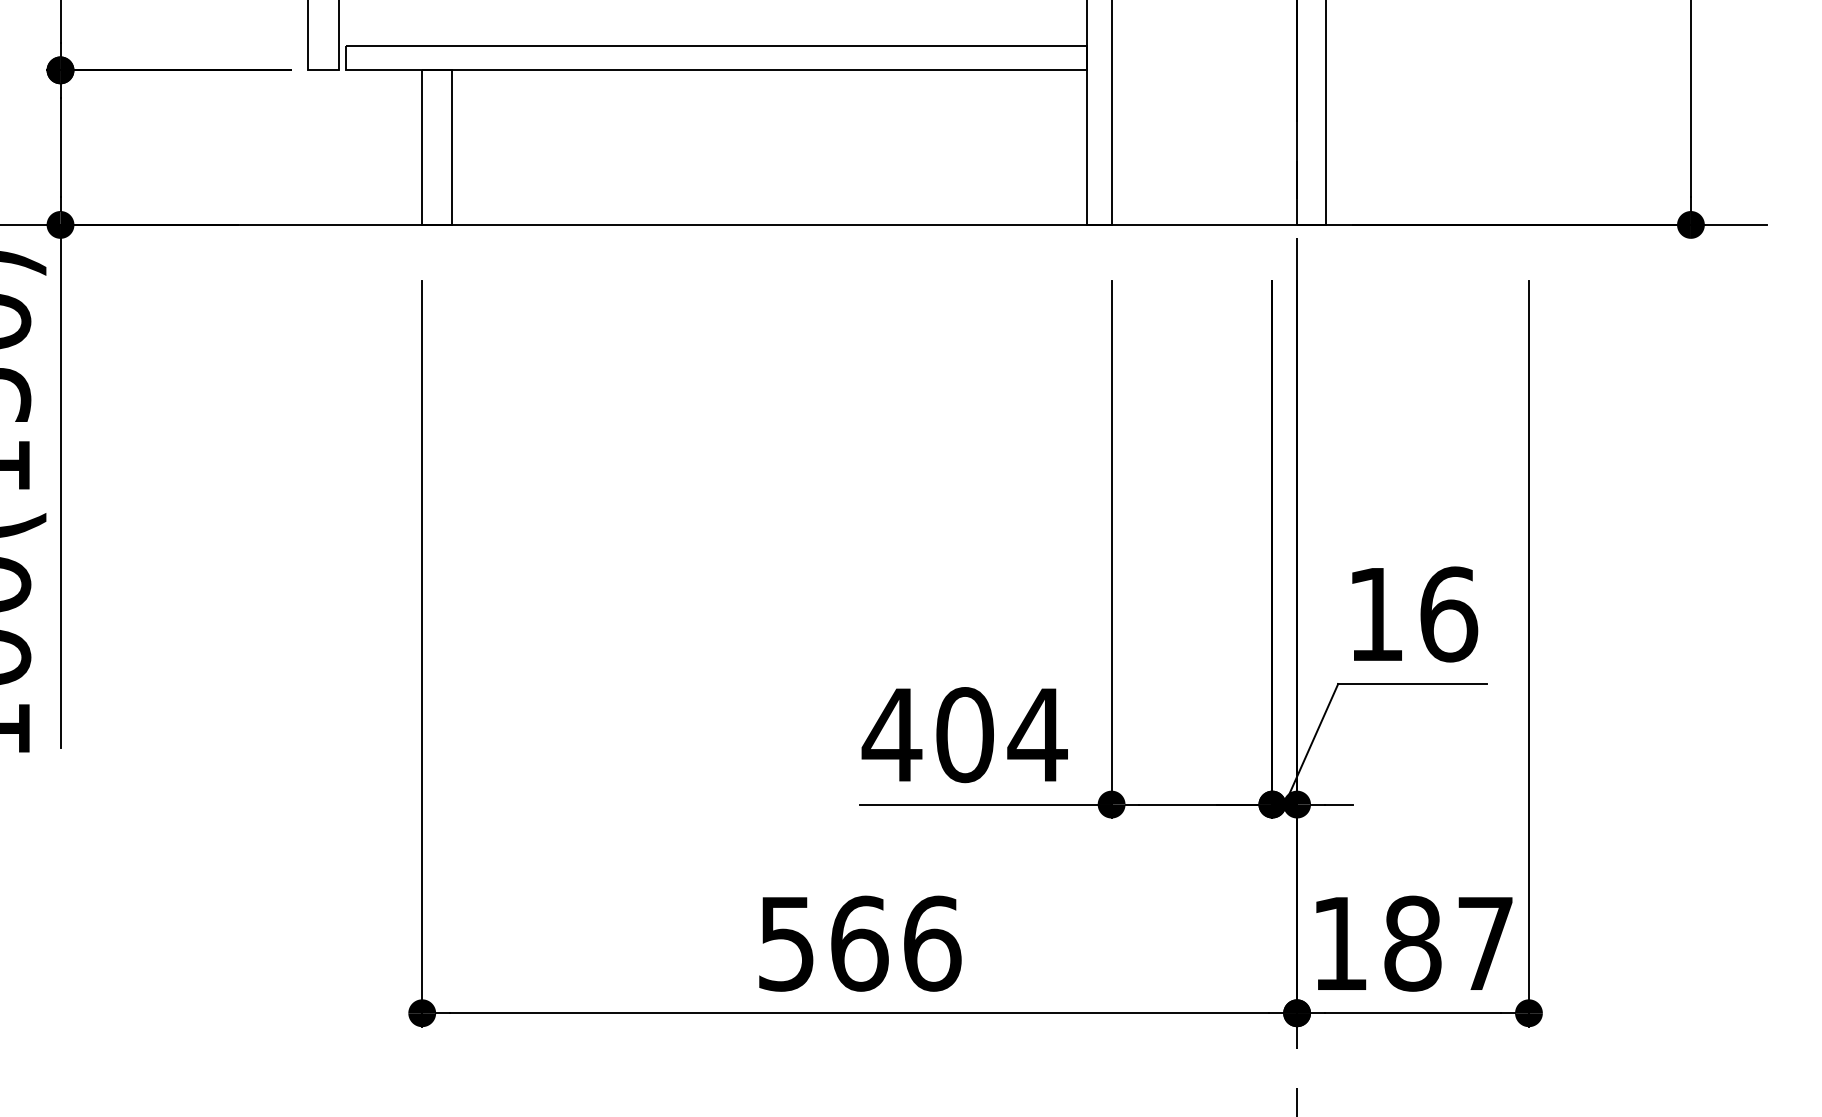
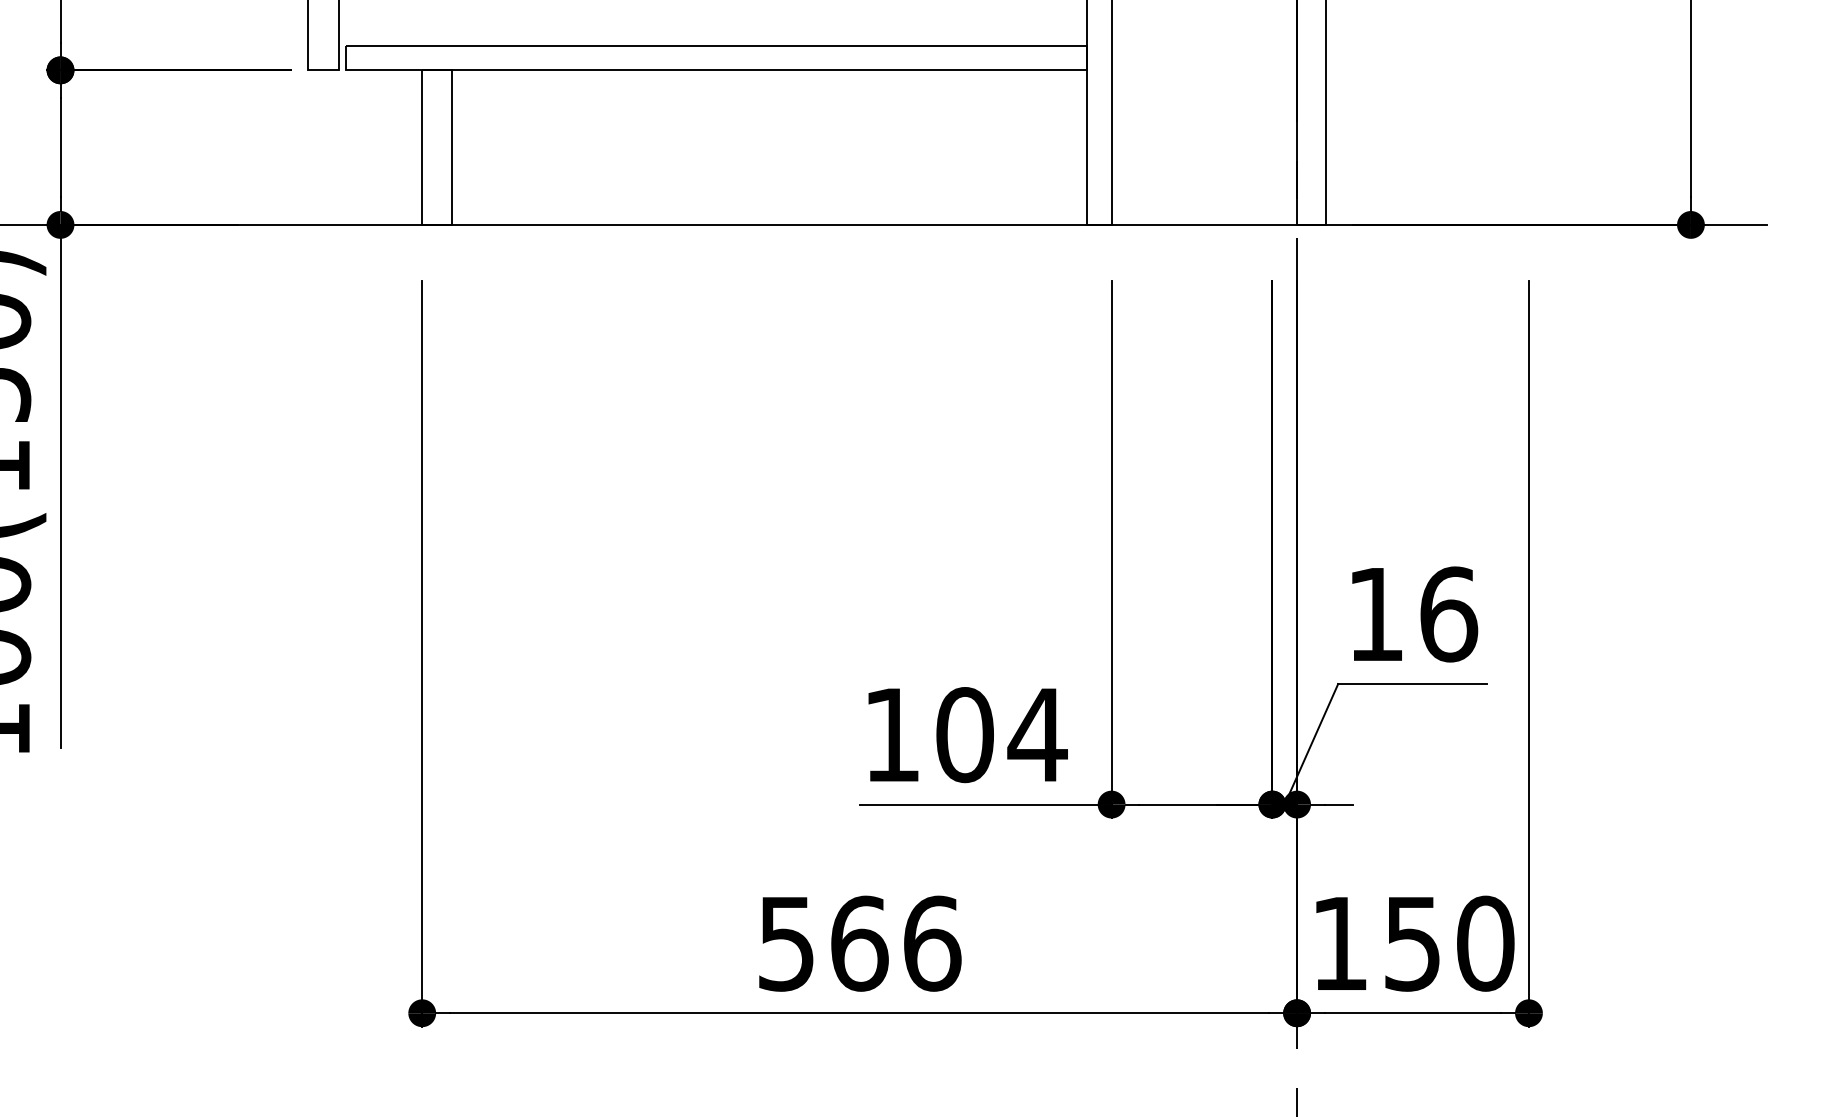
text: 404 -> 104 (891, 734)
text: 187 -> 150 (1449, 943)
